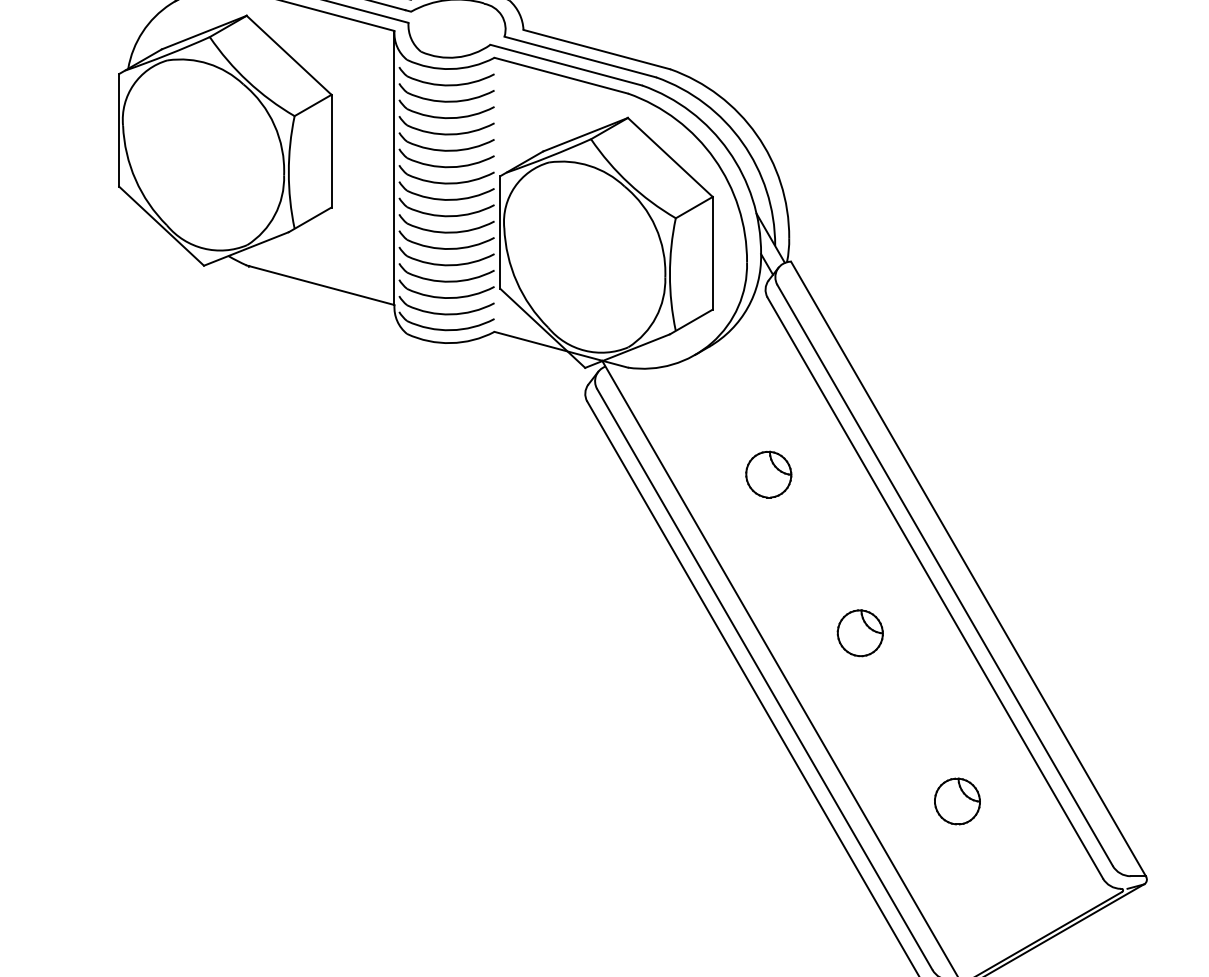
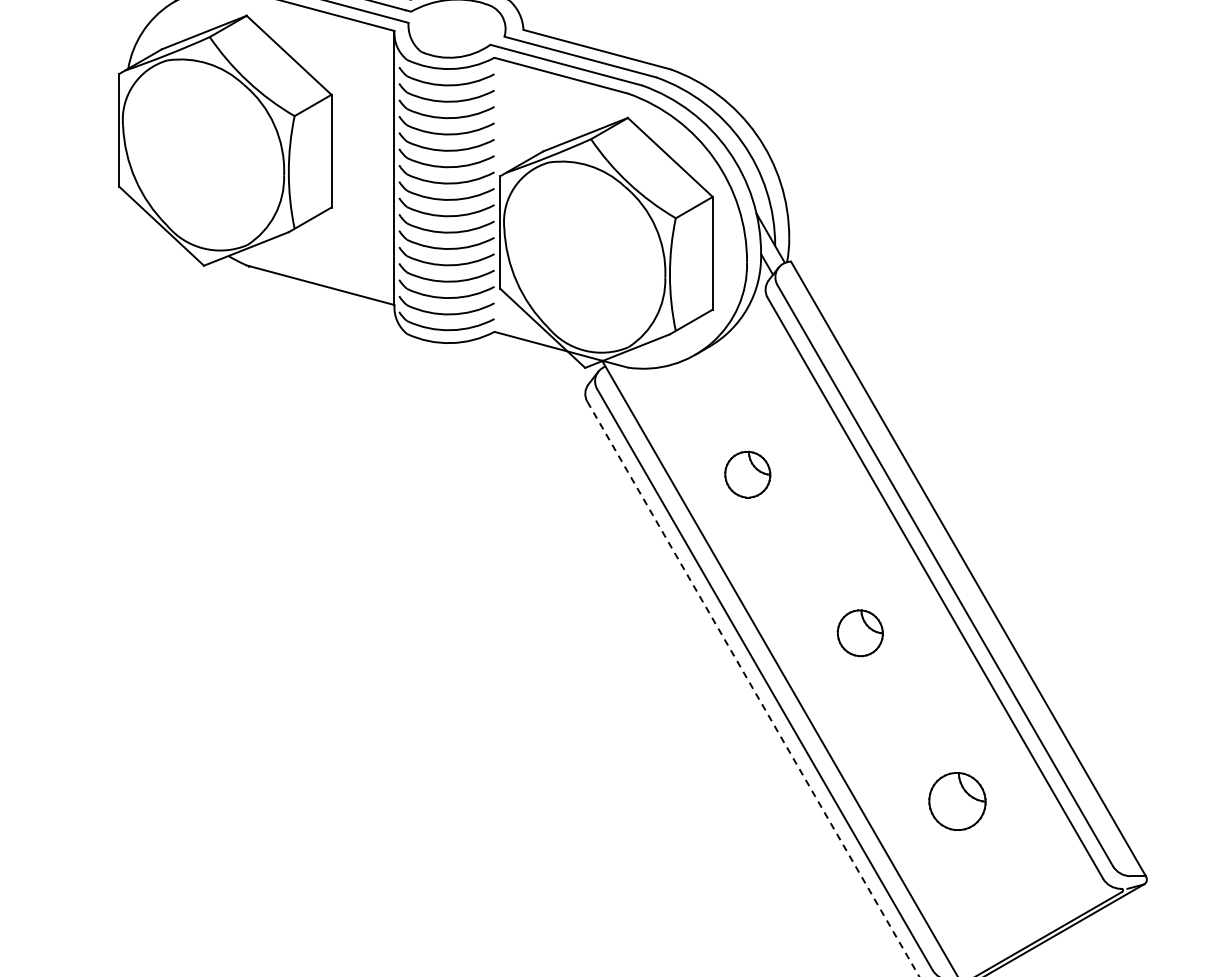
part position: (768, 474) -> (747, 474) (747, 474)
line: solid -> dashed (753, 689)
part size: 47x49 px -> 59x59 px (957, 801)
